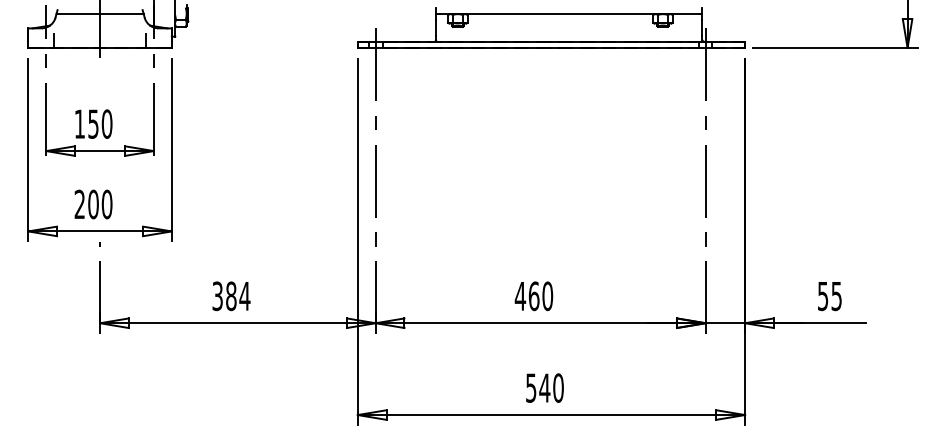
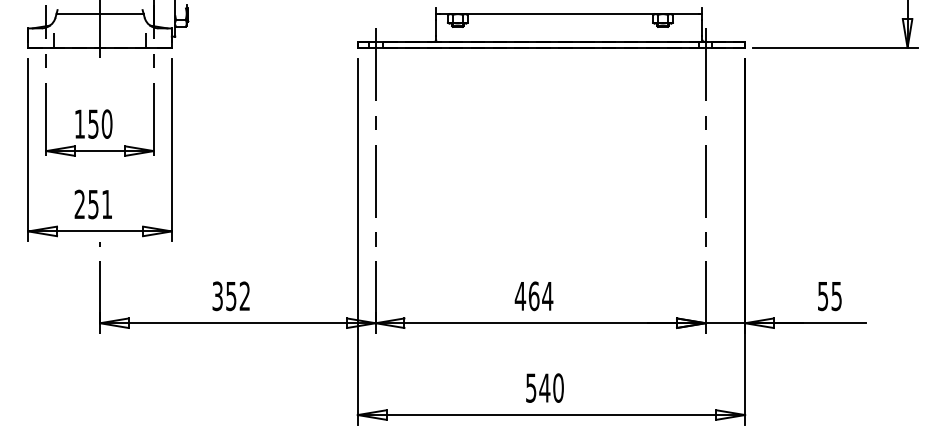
text: 200 -> 251 (100, 204)
text: 384 -> 352 (238, 296)
text: 460 -> 464 (547, 296)
